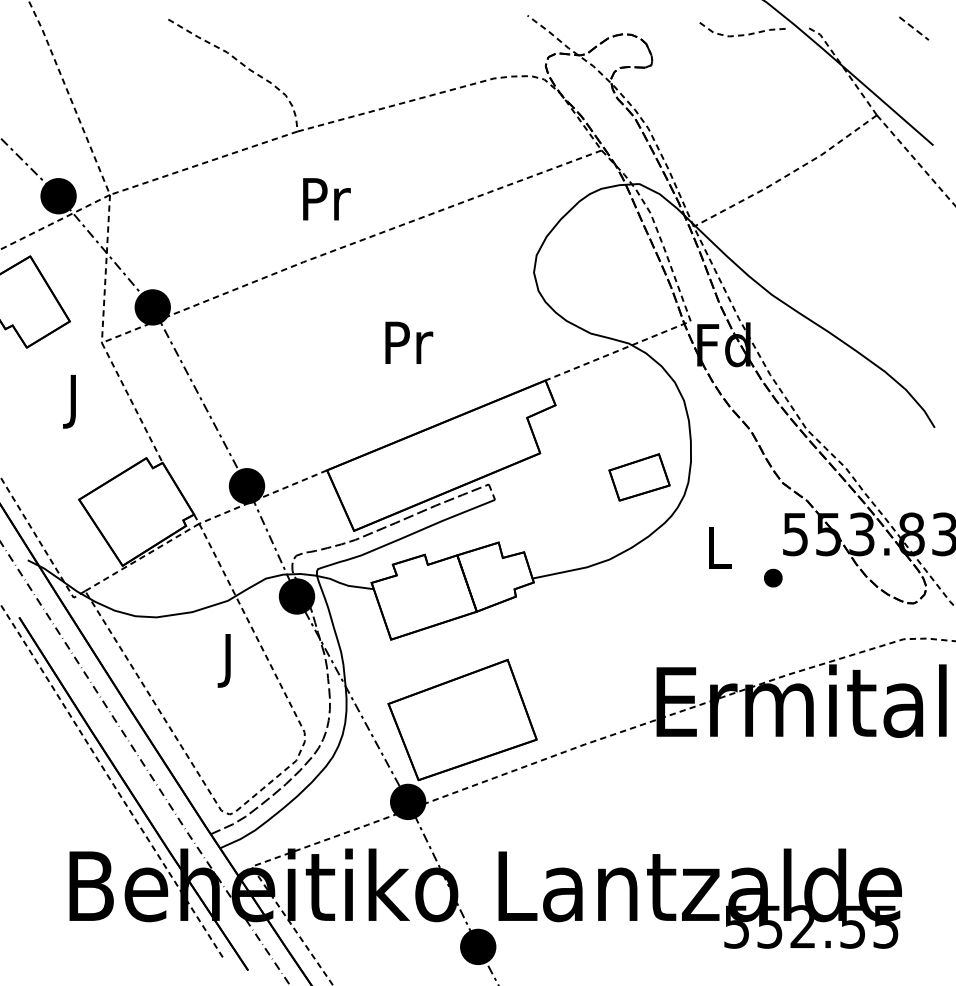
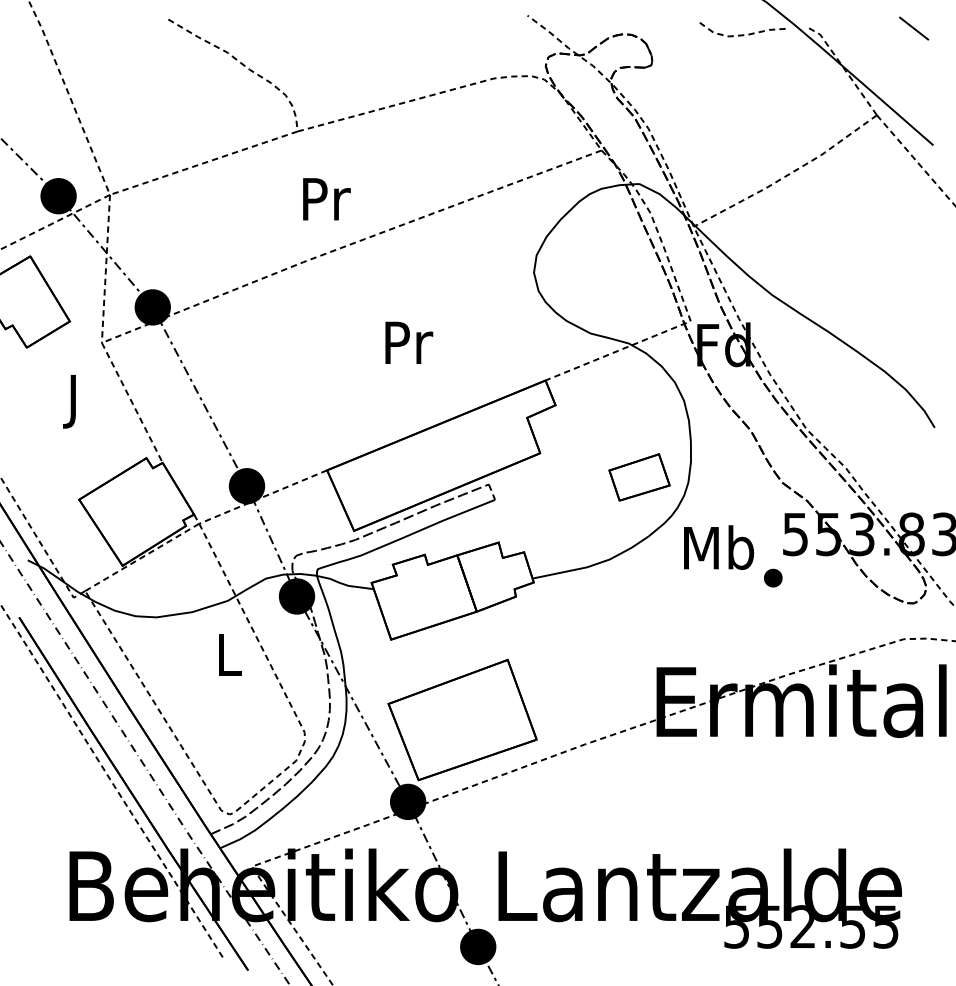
line: dashed -> solid (914, 28)
text: L -> Mb (719, 547)
text: J -> L (229, 660)
